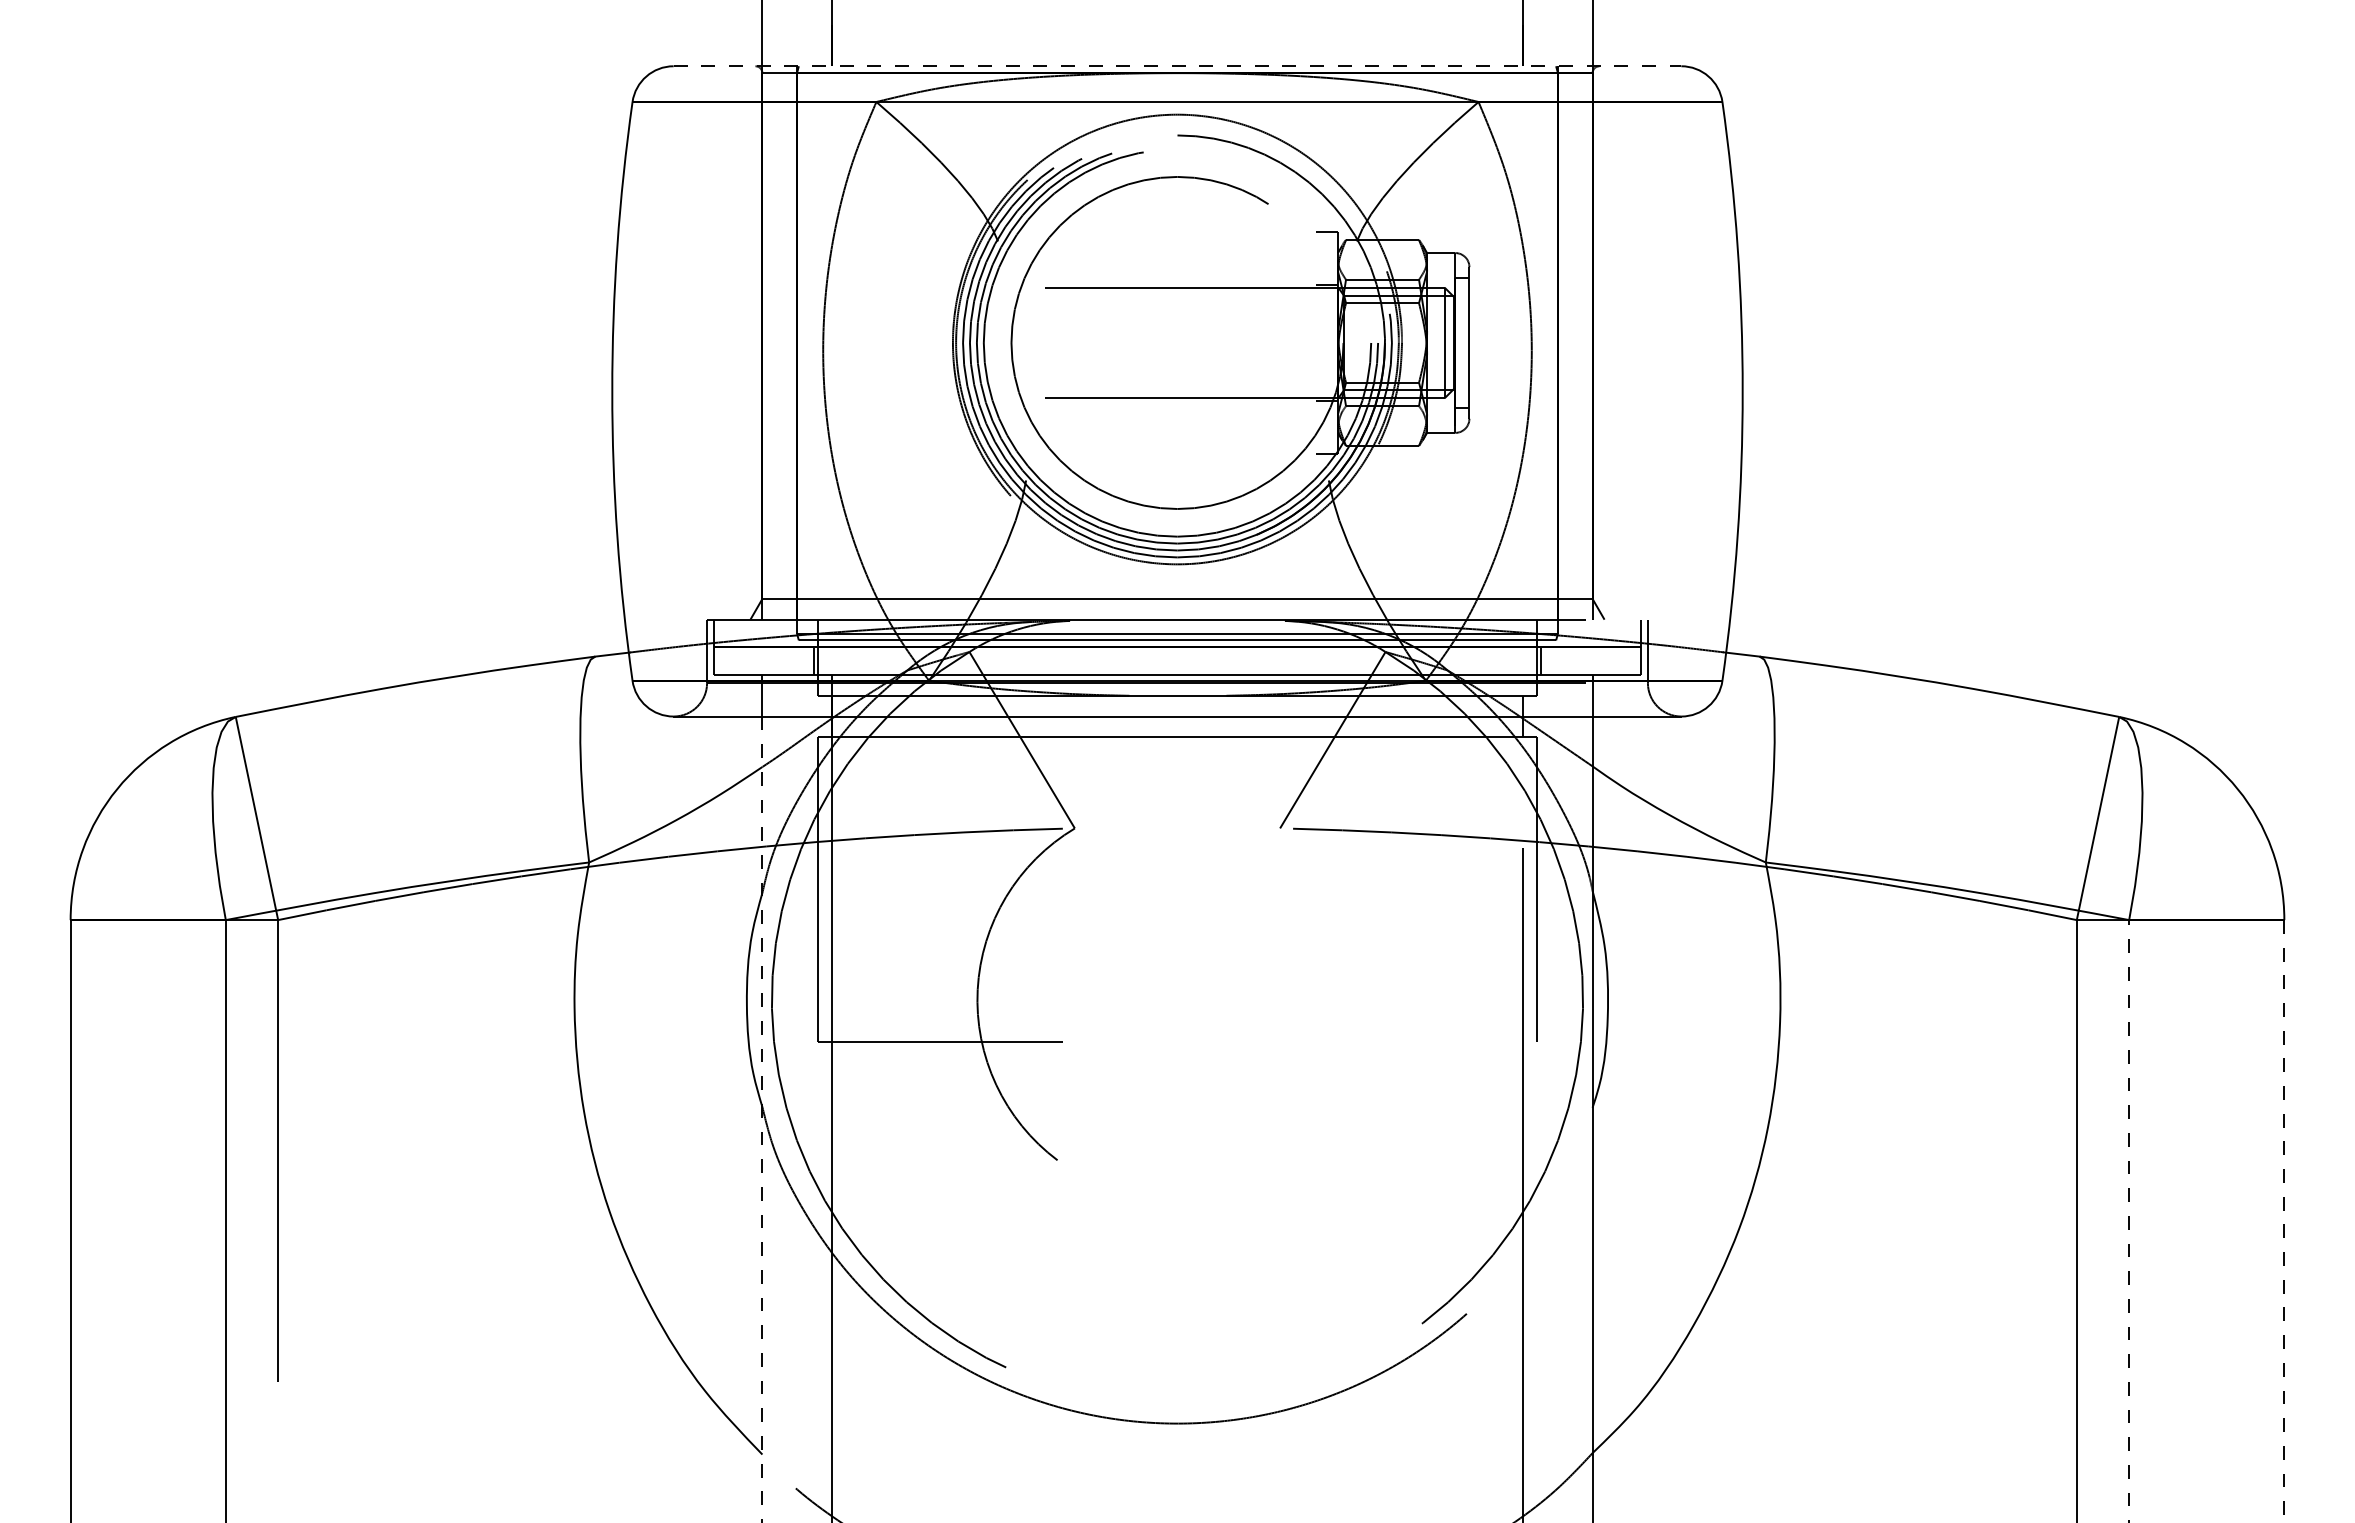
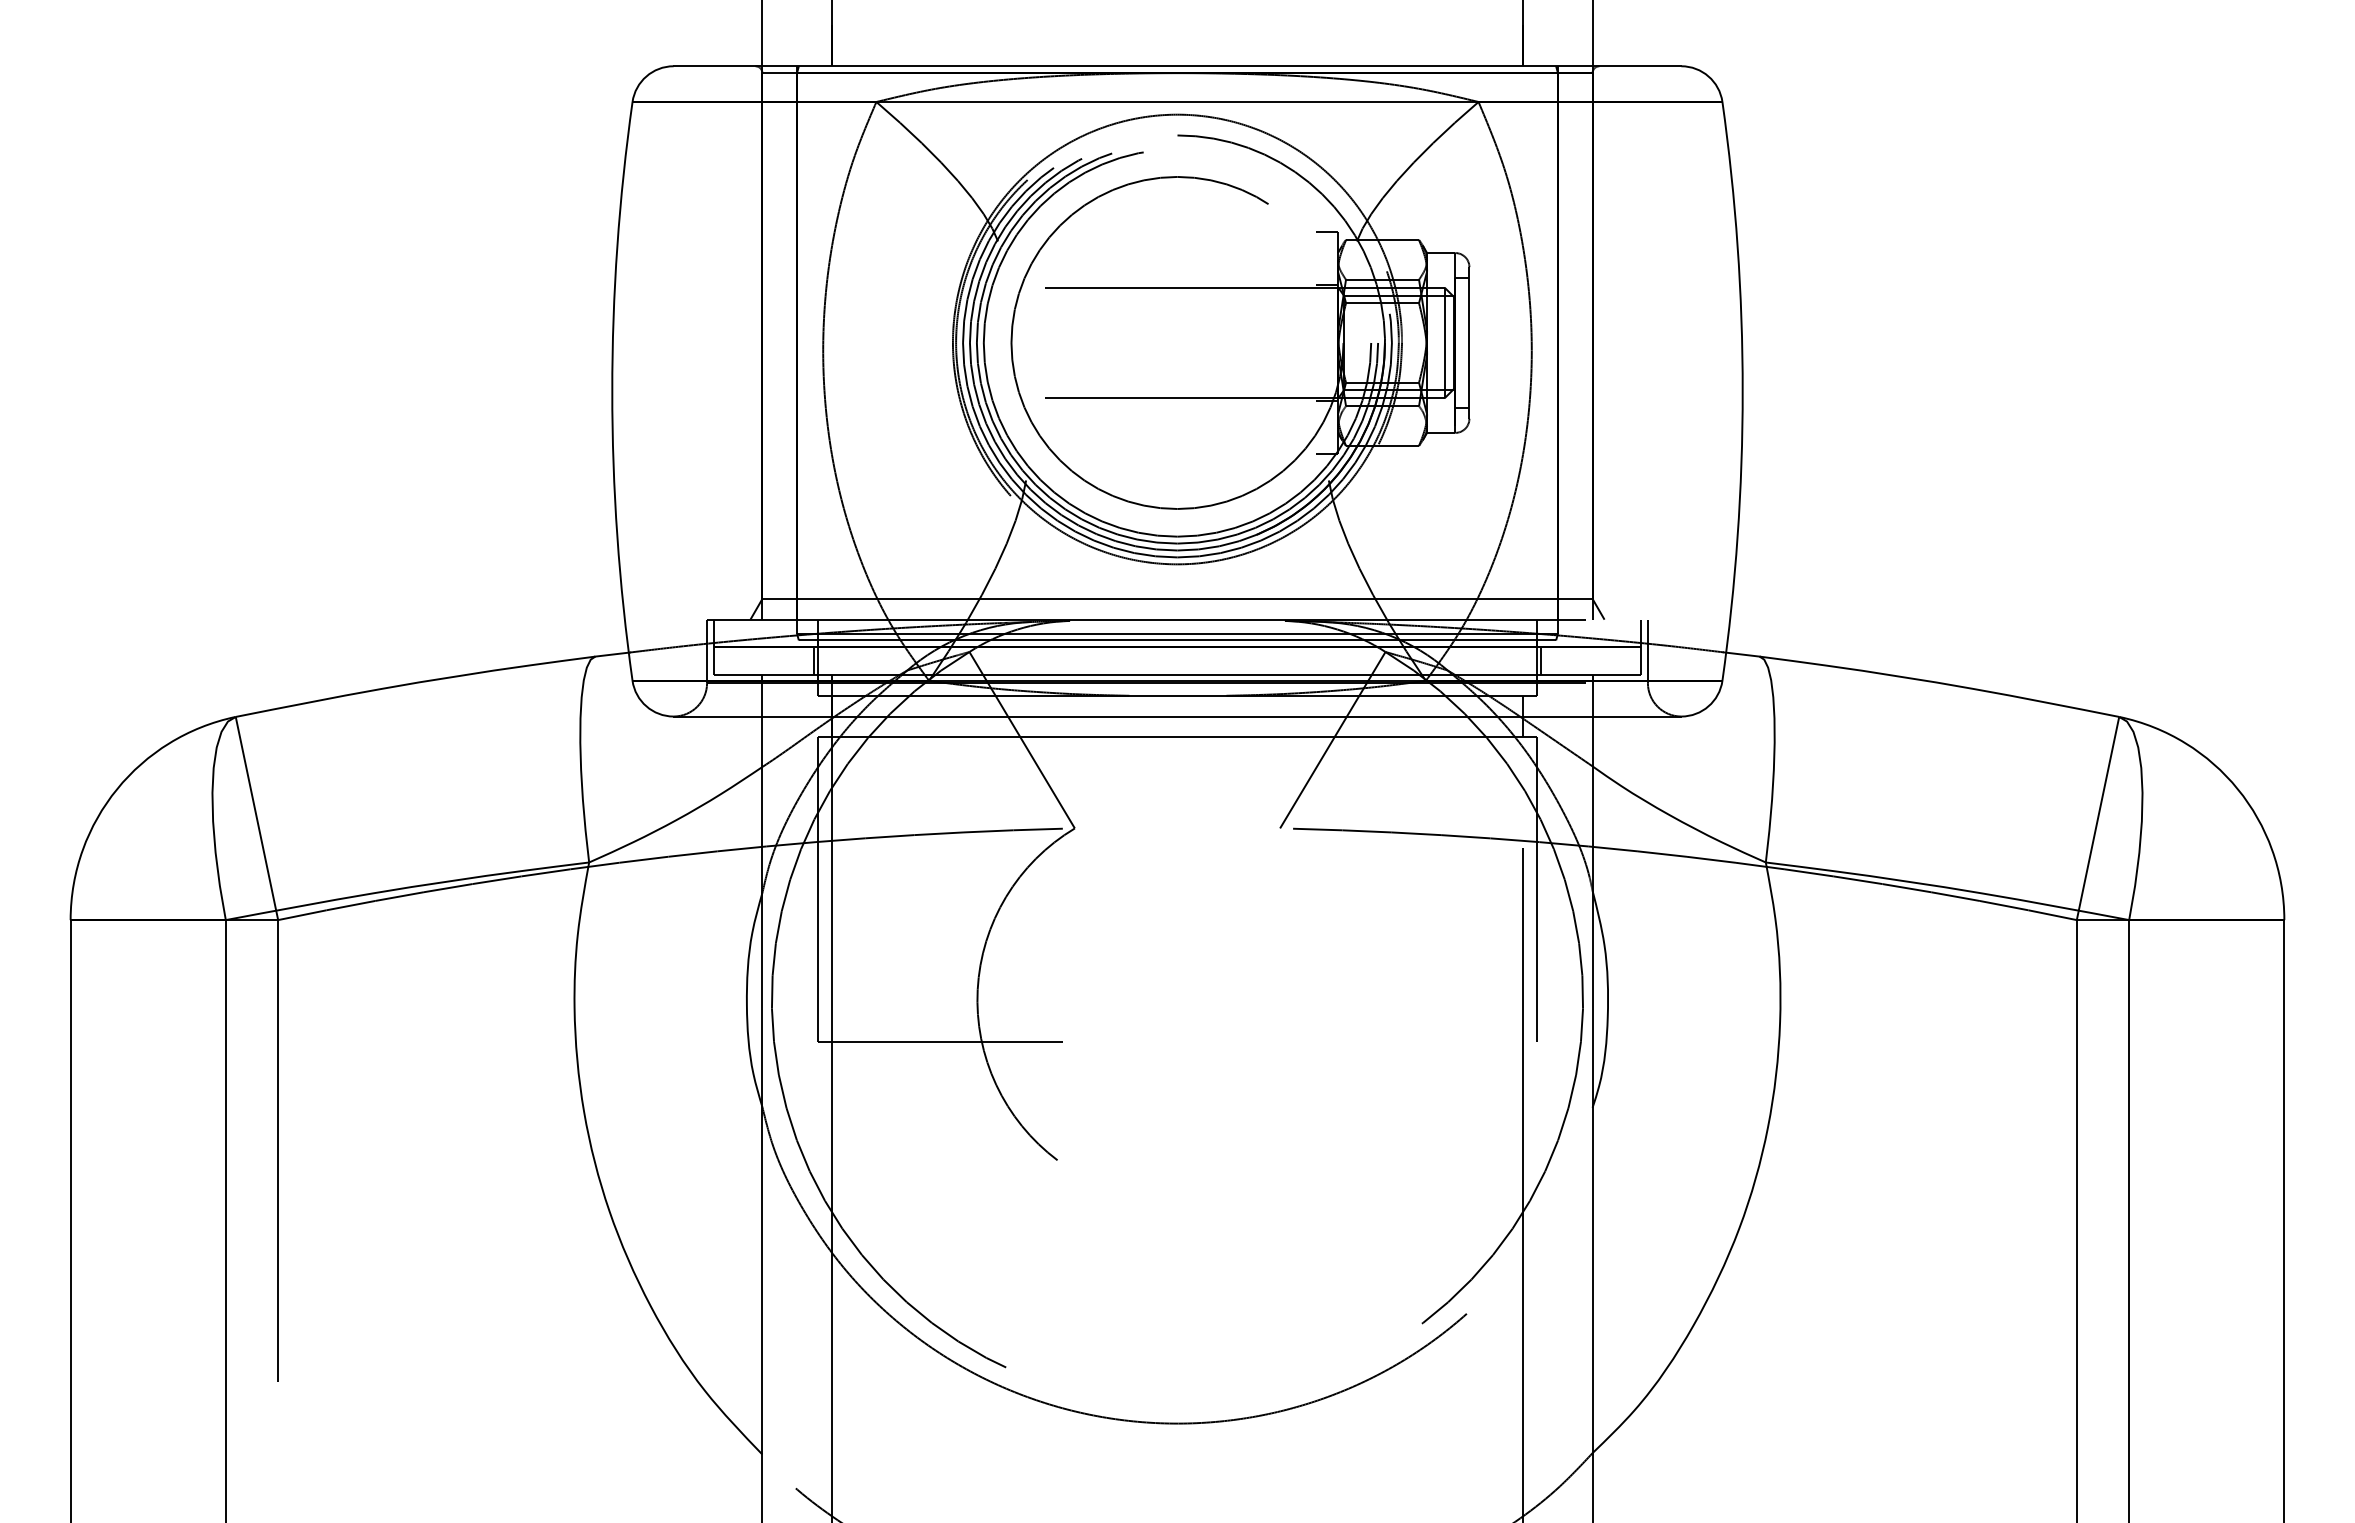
line: dashed -> solid (1177, 66)
line: dashed -> solid (762, 1120)
line: dashed -> solid (2129, 1221)
line: dashed -> solid (2284, 1221)
